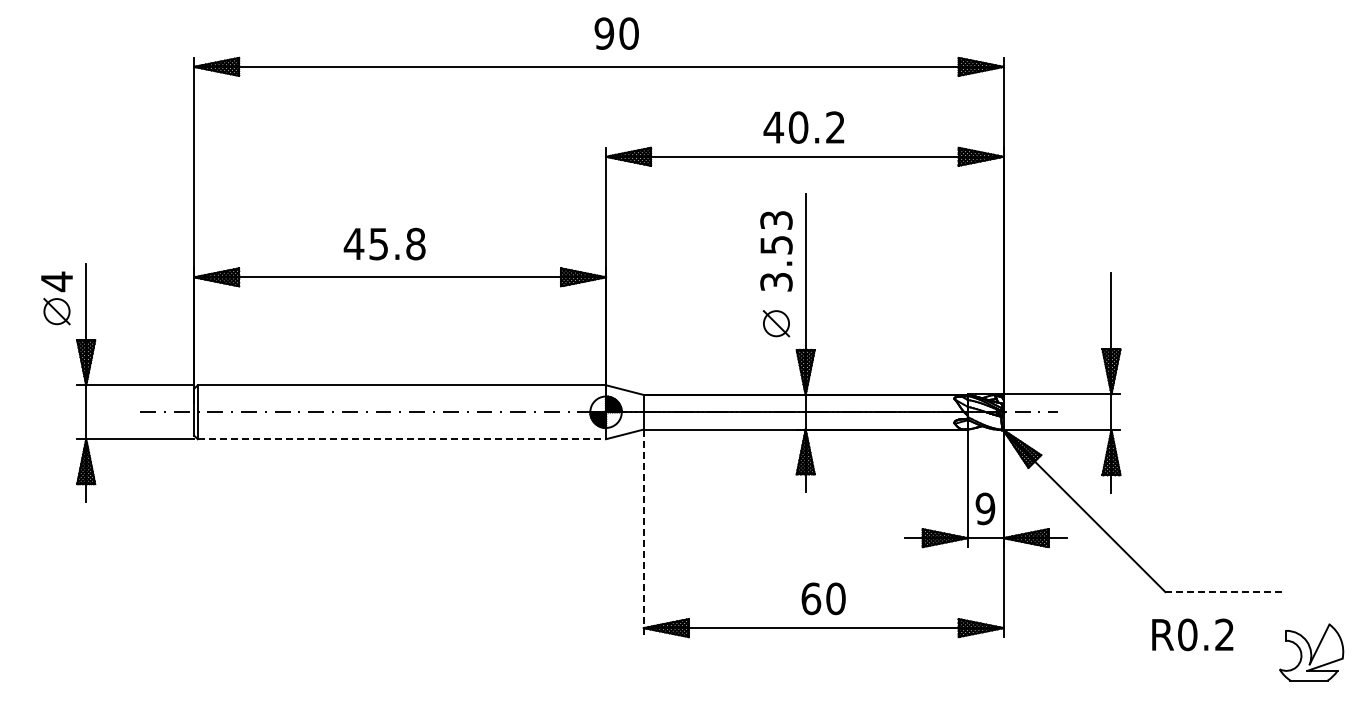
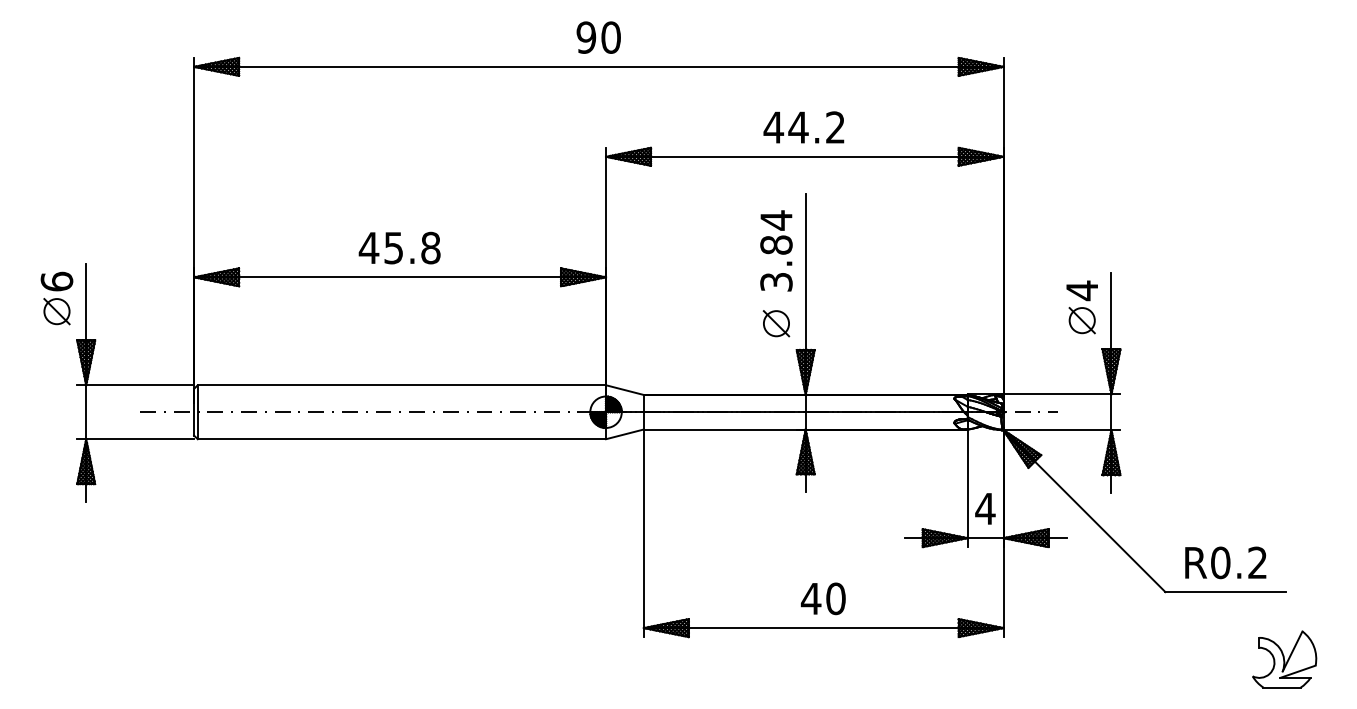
text position: (616, 33) -> (598, 37) (598, 37)
text: 40.2 -> 44.2 (798, 127)
text: 3.53 -> 3.84 (776, 232)
text position: (384, 243) -> (399, 247) (399, 247)
text: 4 -> 6 (56, 281)
part: none -> present (1081, 307)
line: dashed -> solid (402, 439)
text: 9 -> 4 (985, 508)
line: dashed -> solid (643, 533)
line: dashed -> solid (1226, 592)
text: 60 -> 40 (810, 598)
text position: (1192, 634) -> (1225, 562) (1225, 562)
part position: (1311, 652) -> (1284, 659) (1284, 659)
